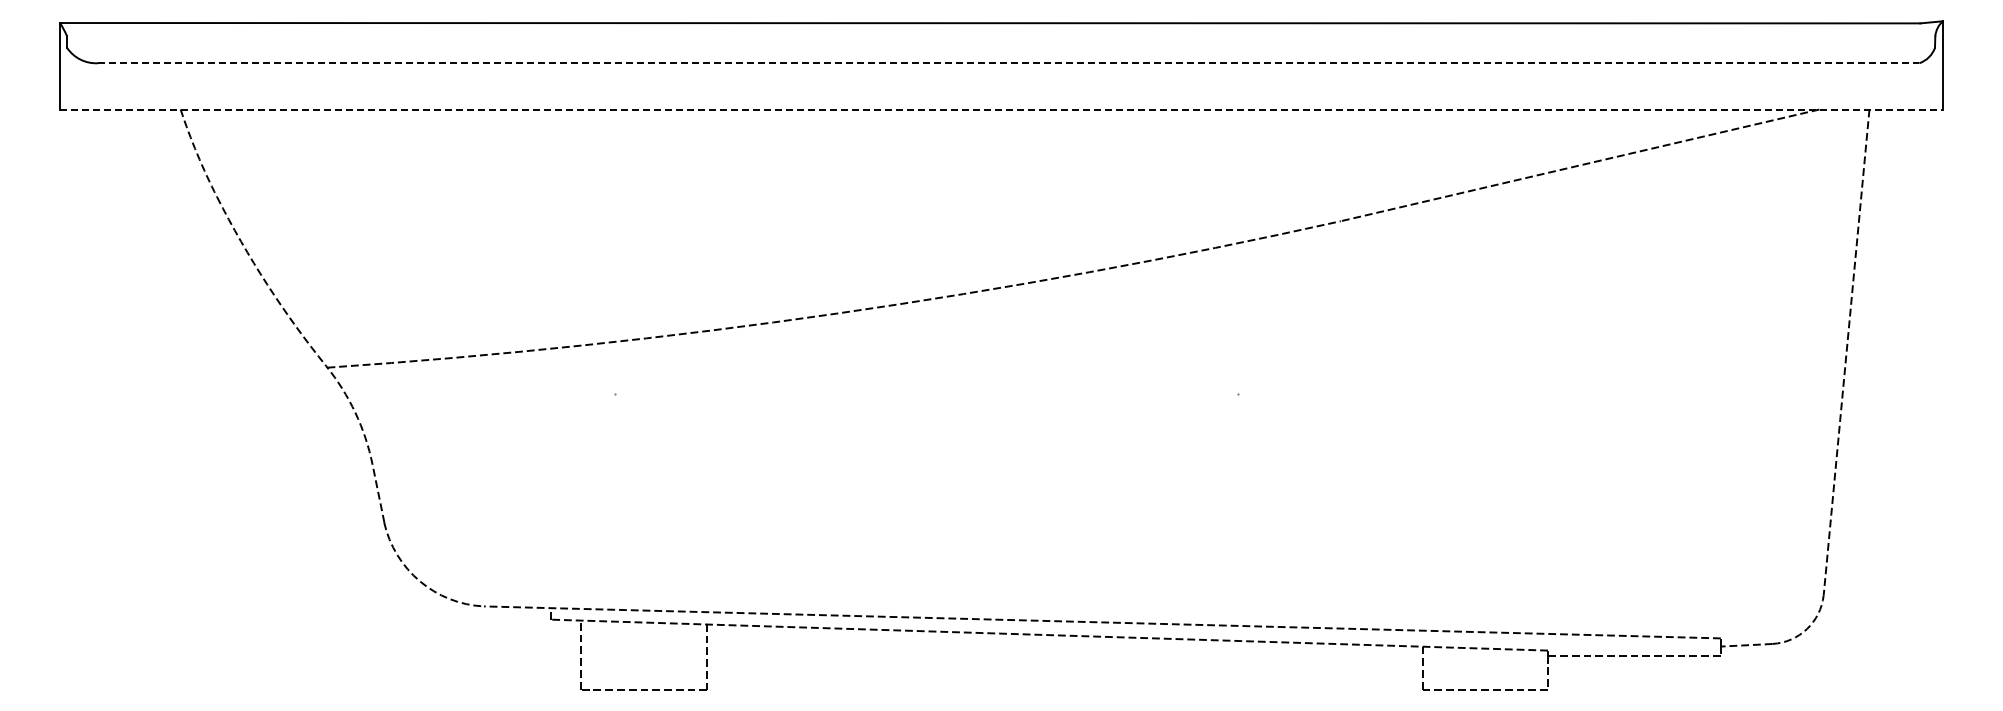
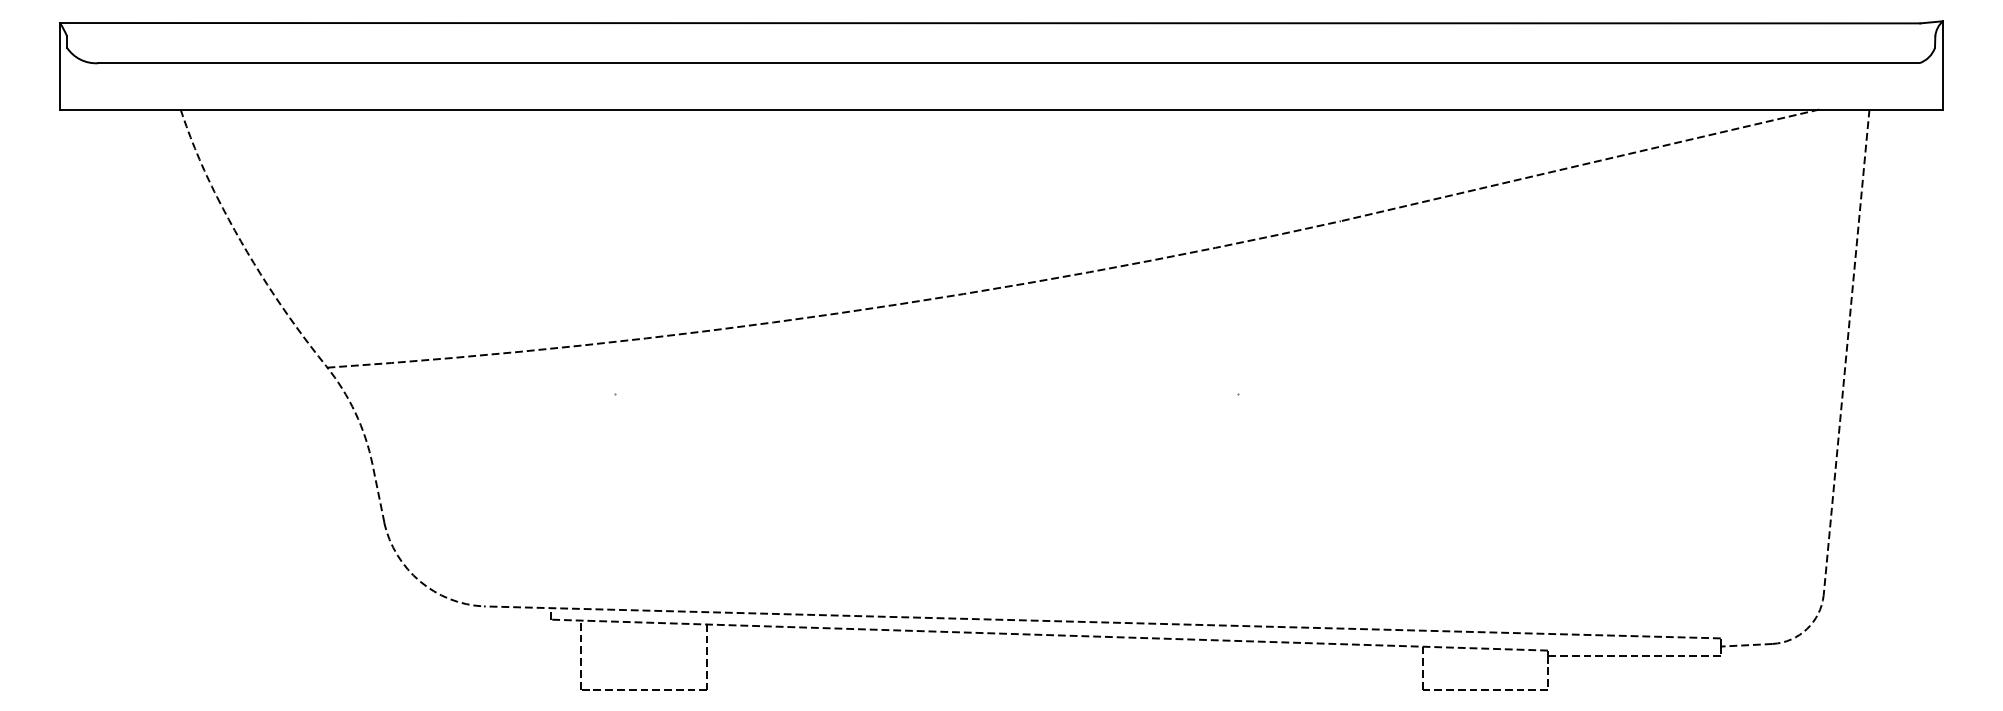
line: dashed -> solid (1008, 63)
line: dashed -> solid (1001, 109)
